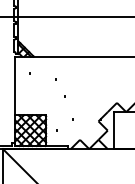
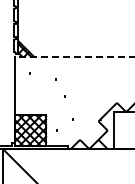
line: present -> none (66, 16)
line: solid -> dashed (75, 56)
